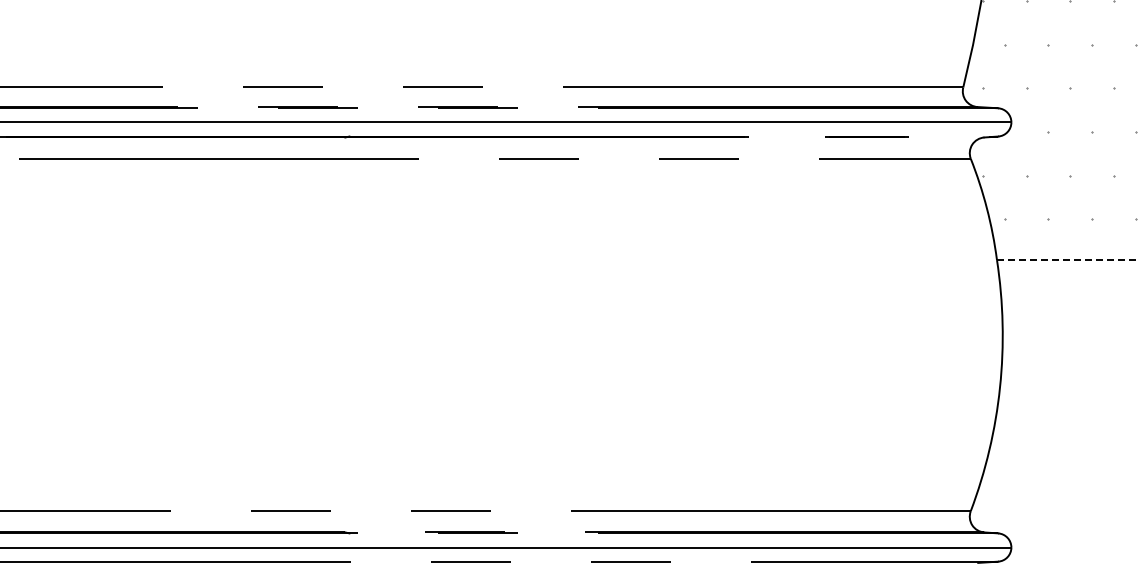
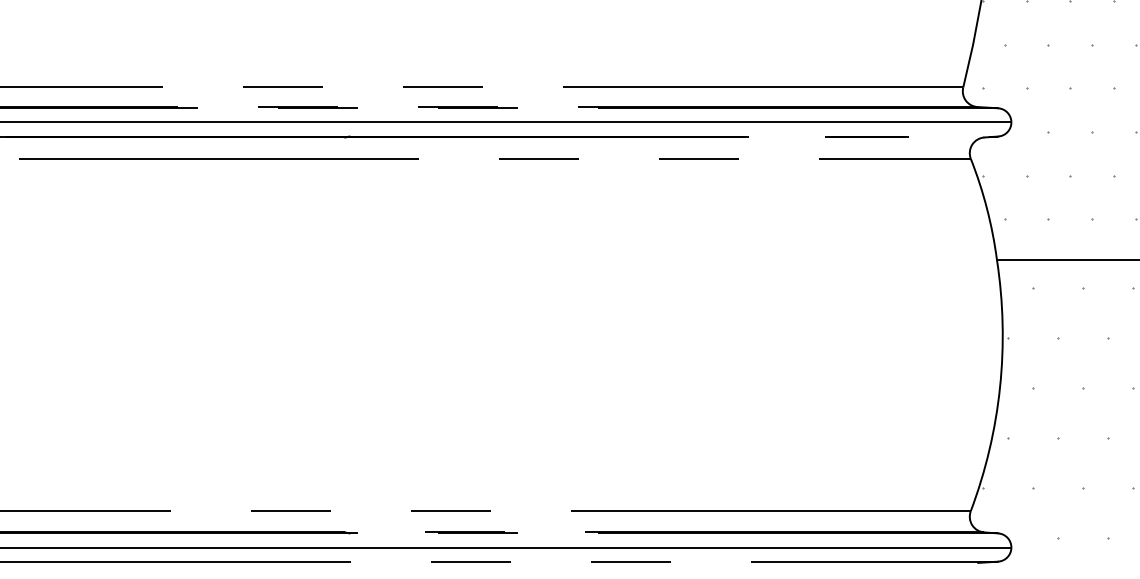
line: dashed -> solid (1068, 260)
hatch: none -> present (1057, 413)
